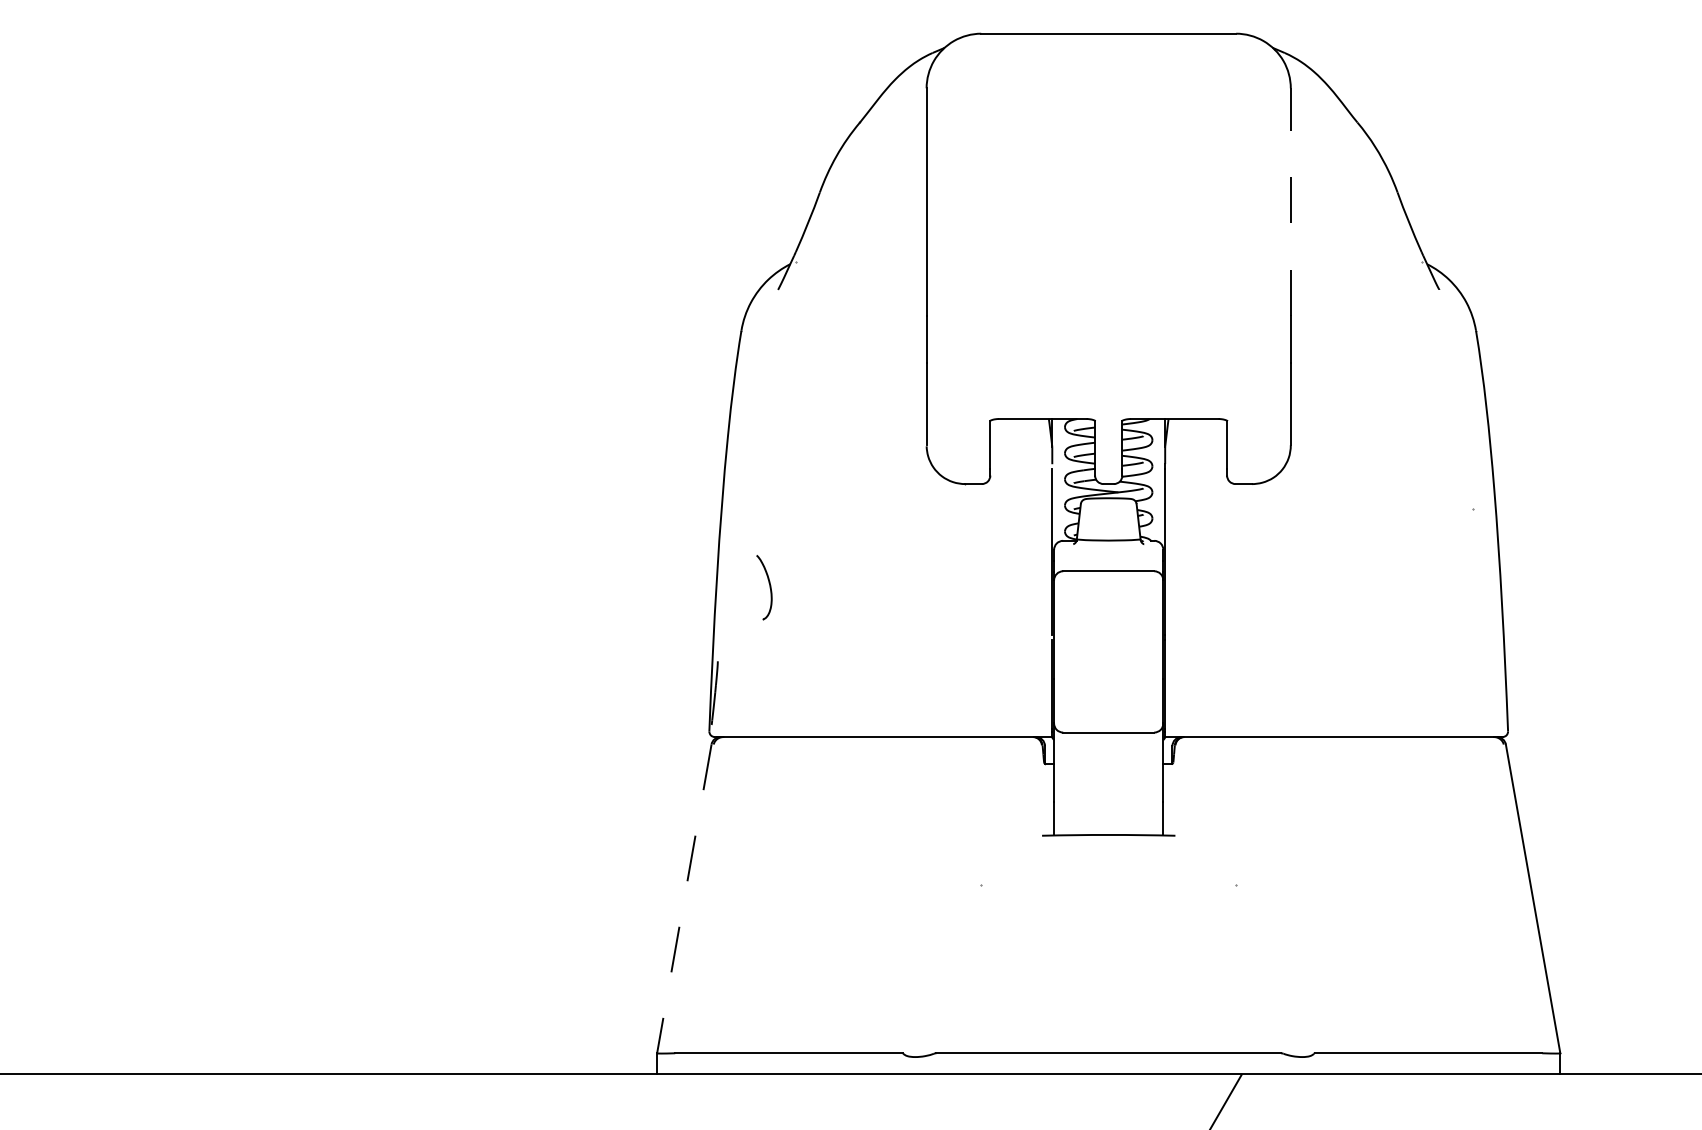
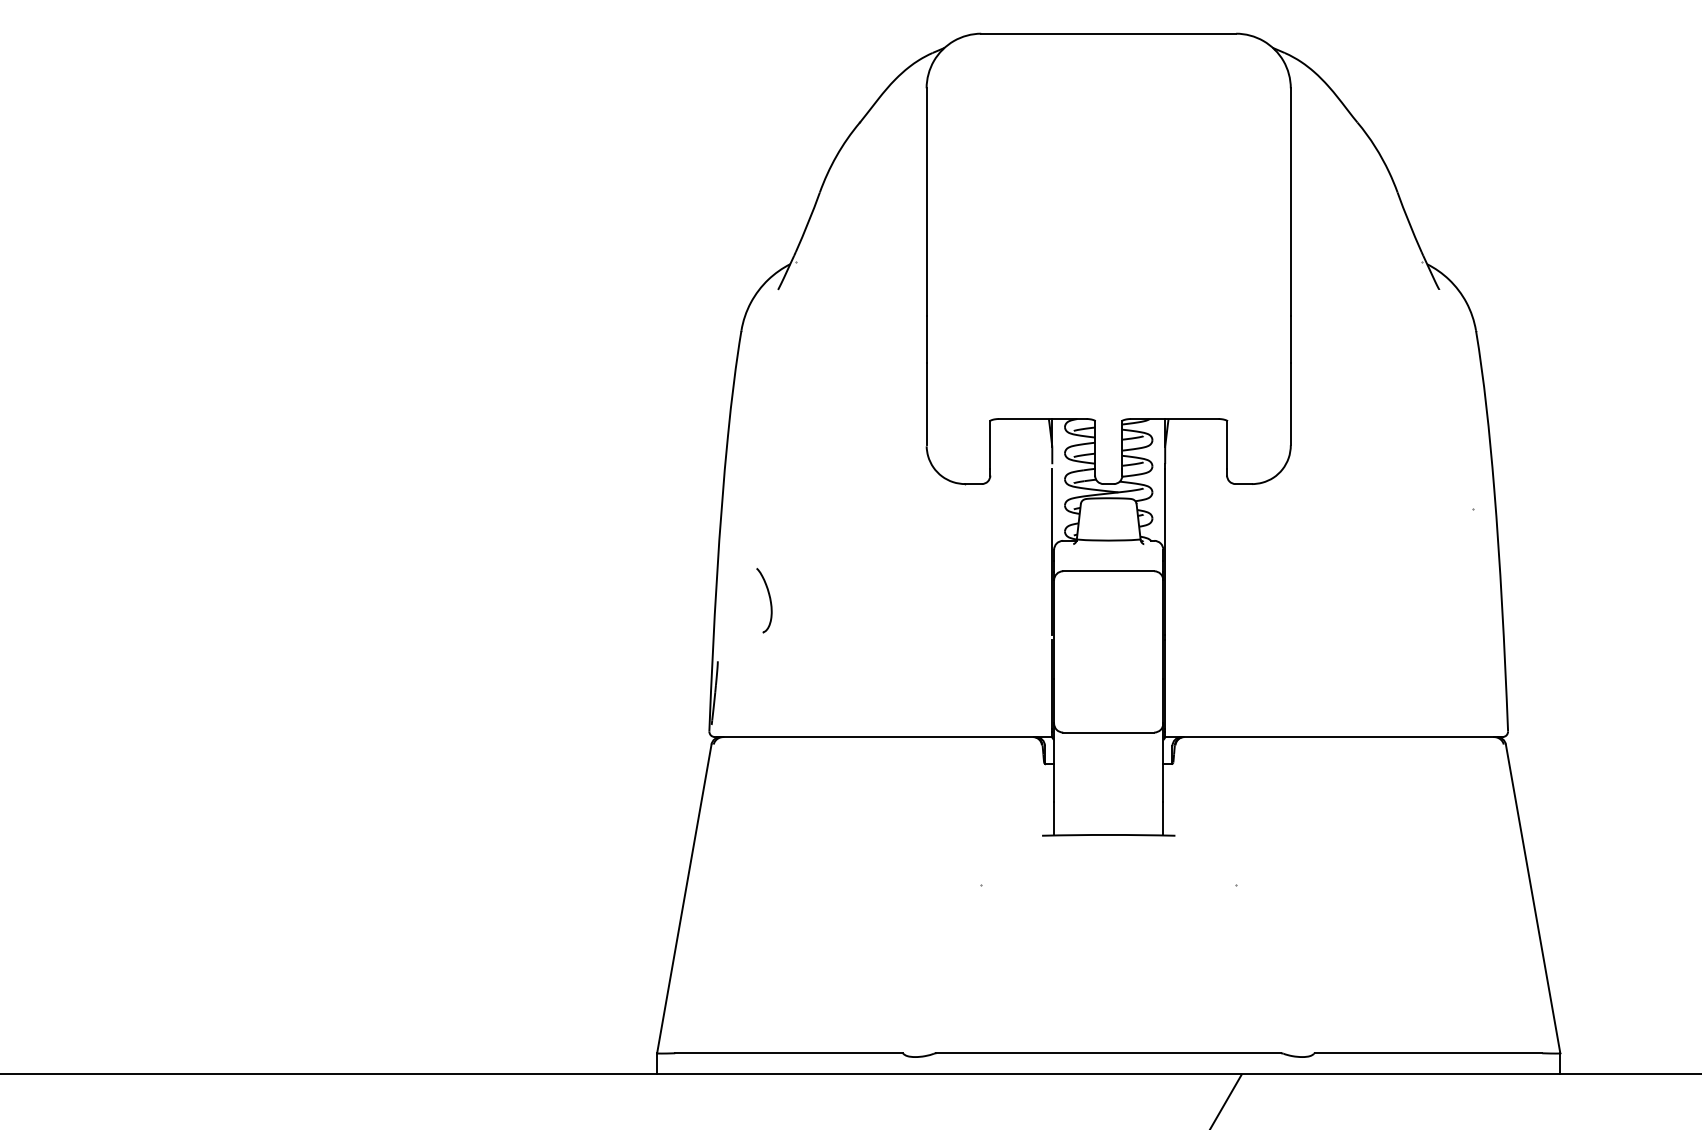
line: dashed -> solid (1290, 202)
part position: (764, 587) -> (764, 600) (764, 600)
line: dashed -> solid (684, 898)
